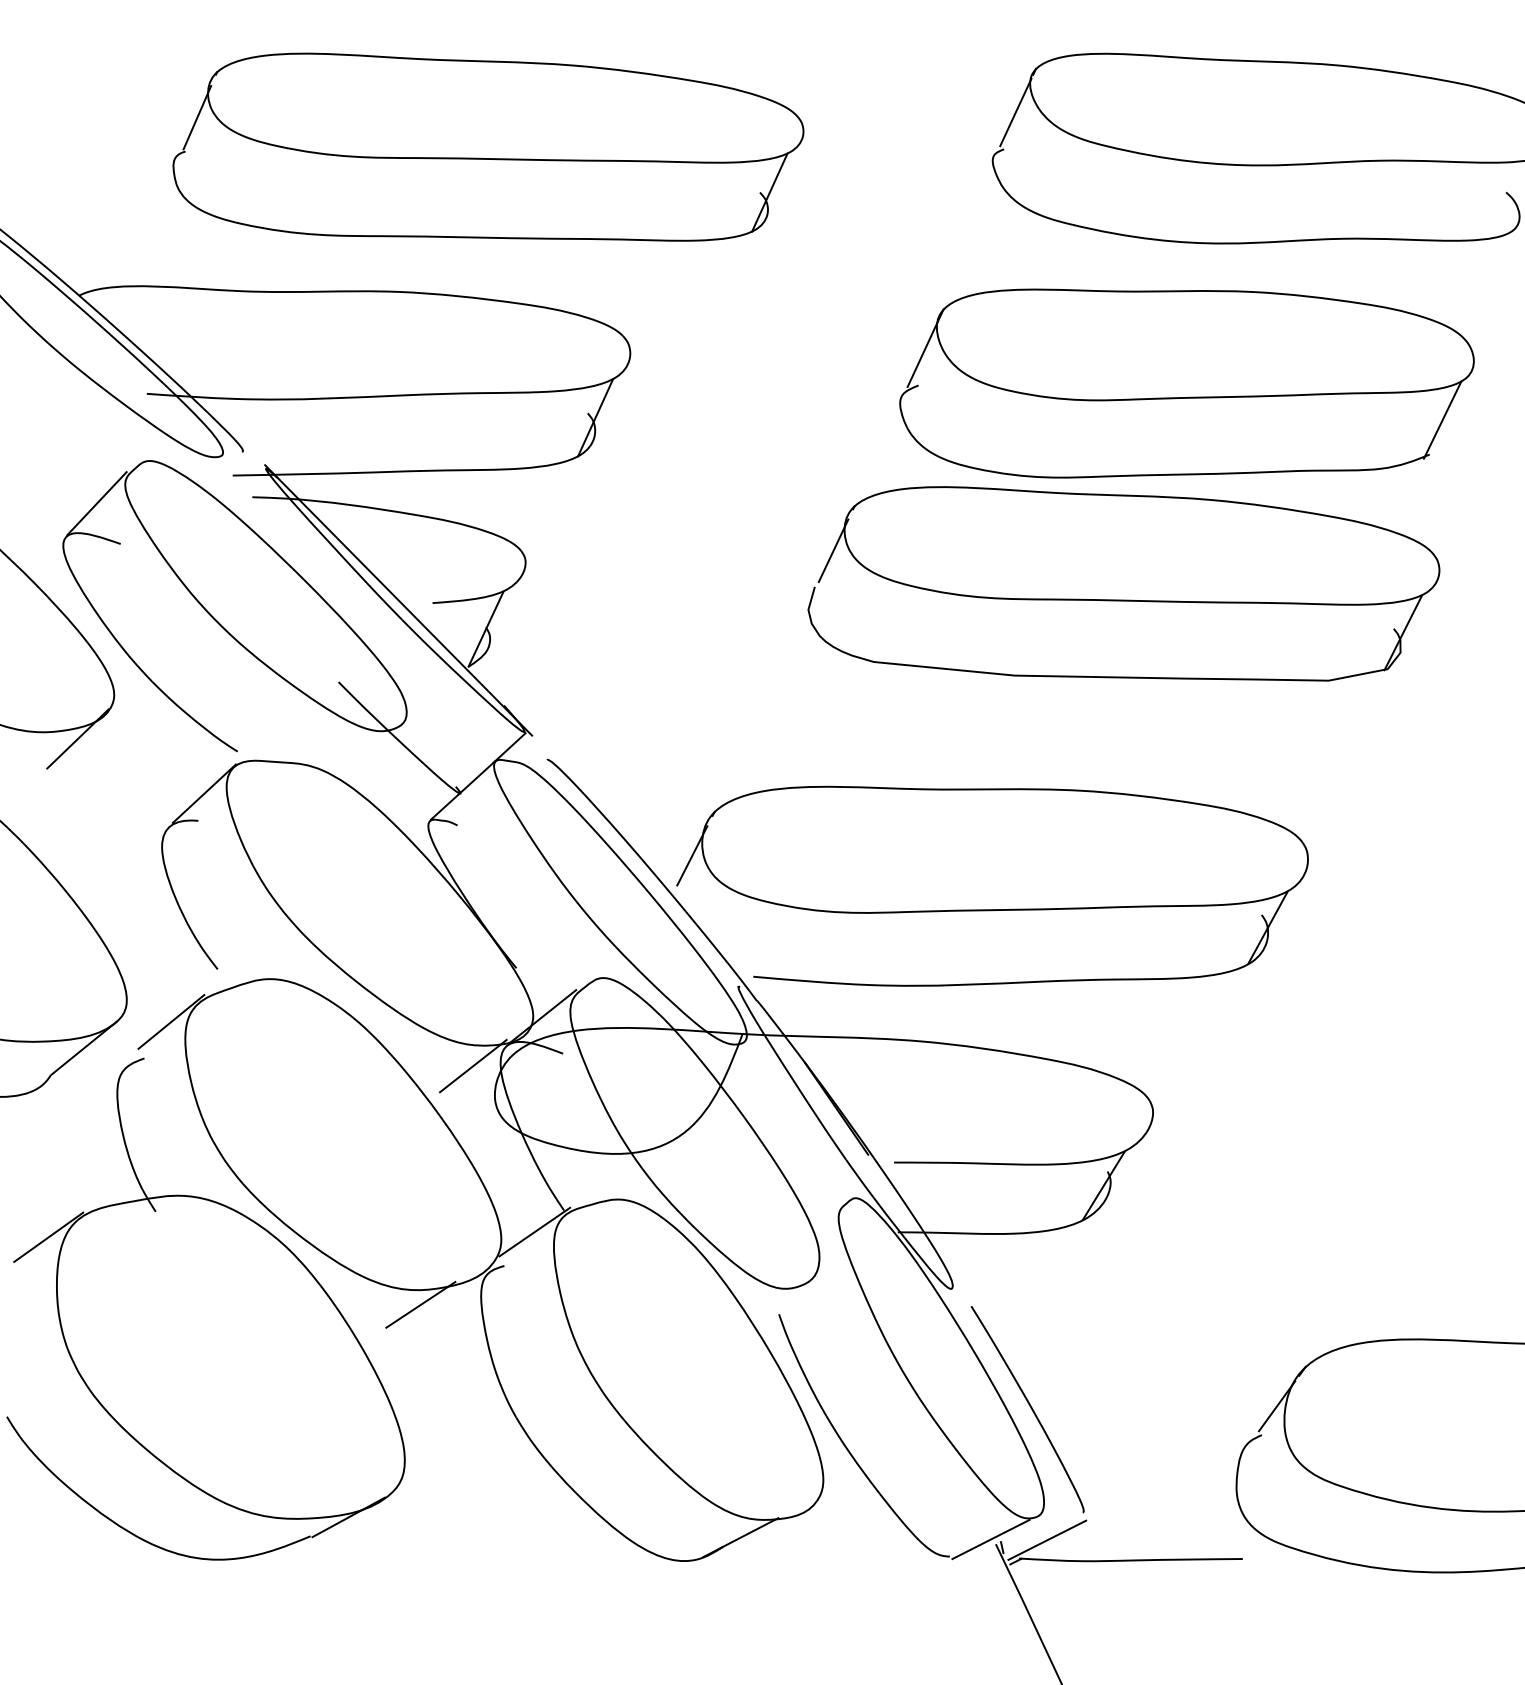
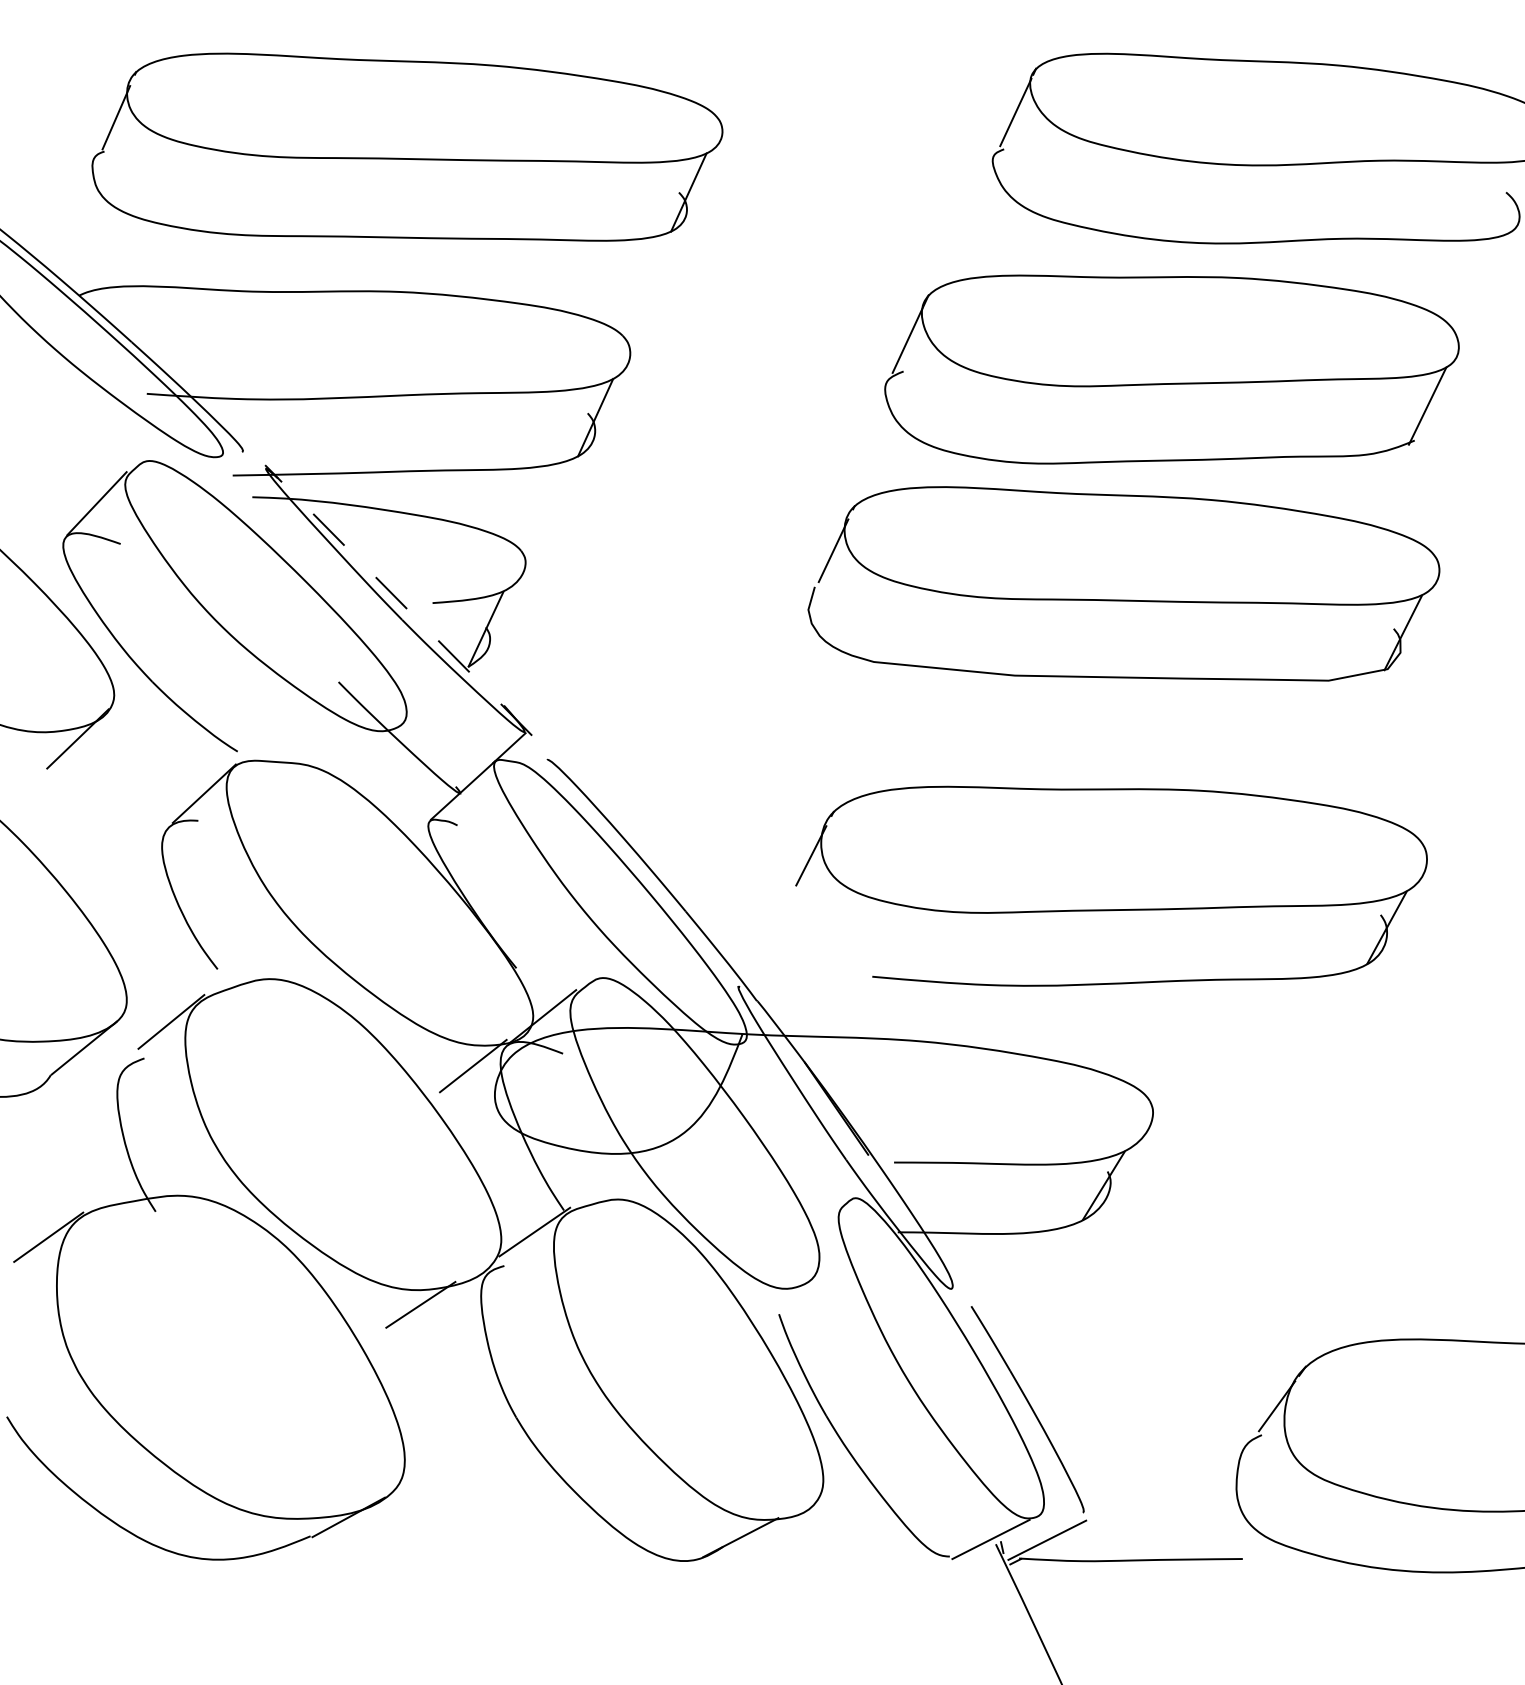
part position: (488, 146) -> (407, 146) (407, 146)
part position: (1186, 383) -> (1171, 369) (1171, 369)
line: solid -> dashed (398, 600)
part position: (992, 885) -> (1111, 885) (1111, 885)
